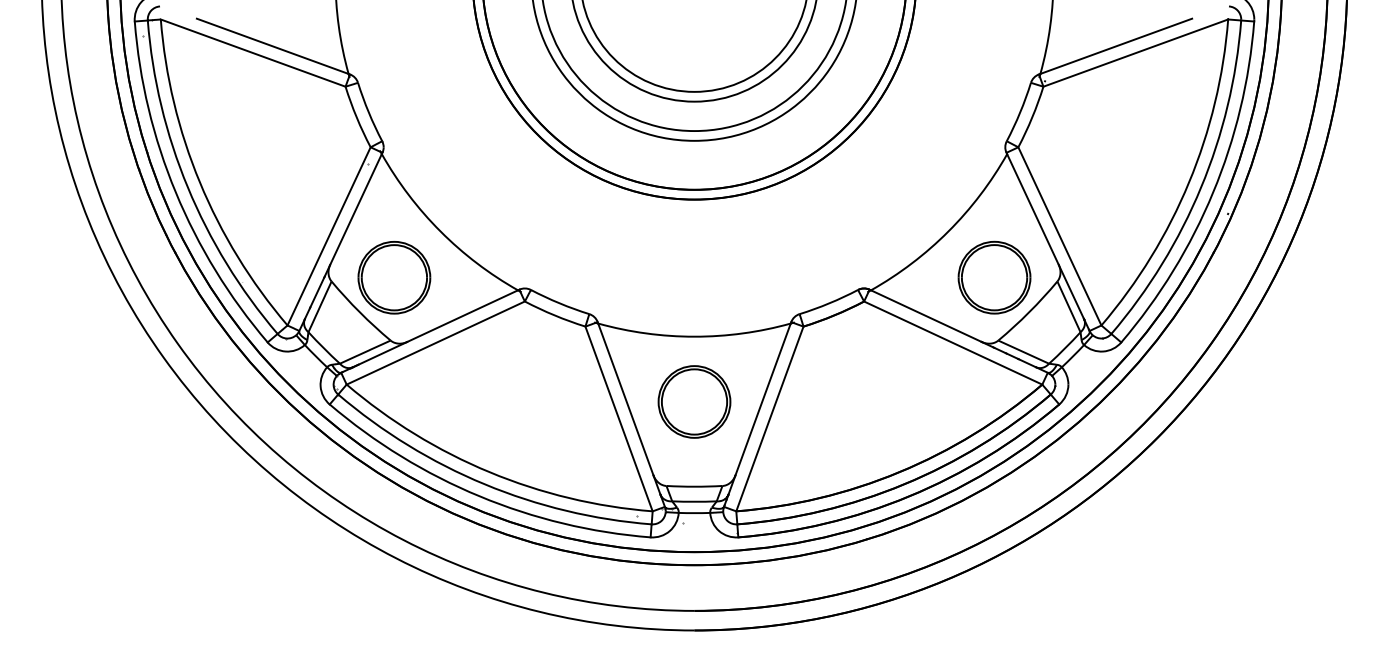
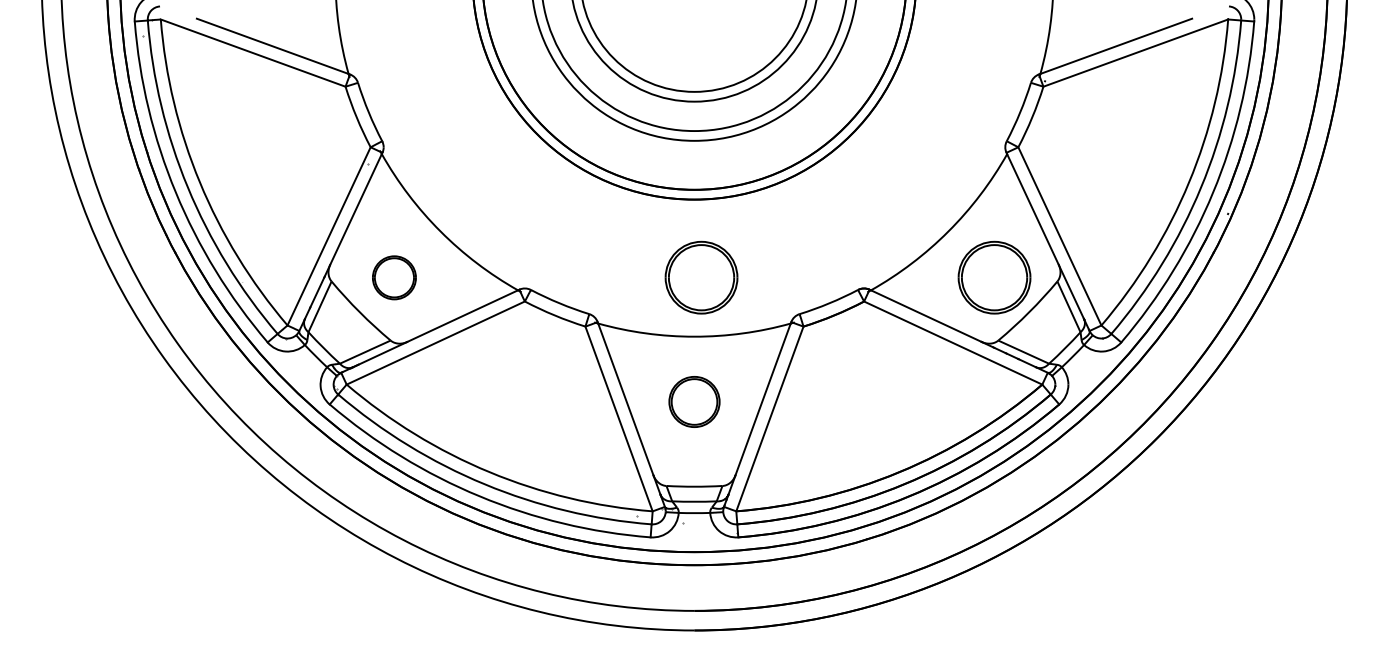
part size: 75x74 px -> 45x46 px (394, 277)
part: none -> present (701, 277)
part size: 75x74 px -> 53x52 px (694, 401)
